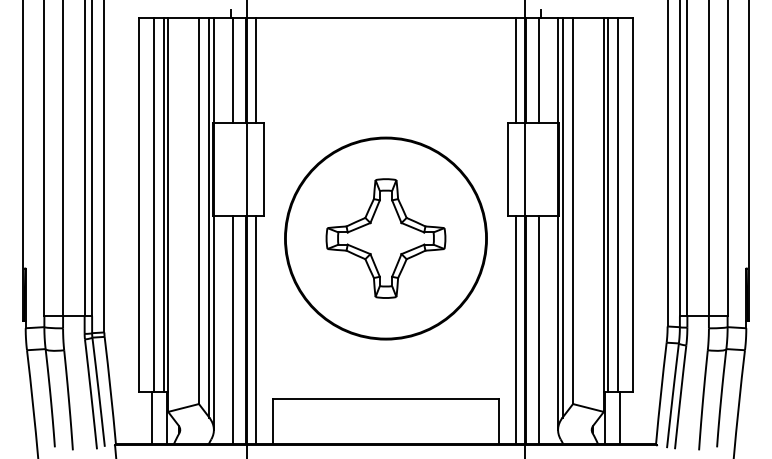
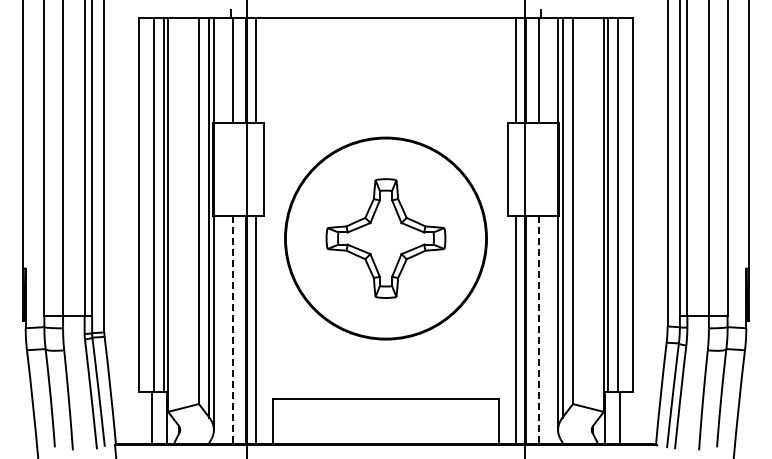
line: solid -> dashed (233, 330)
line: solid -> dashed (538, 330)
